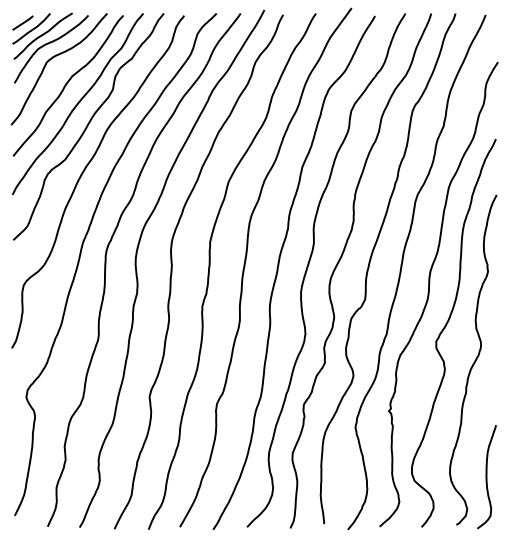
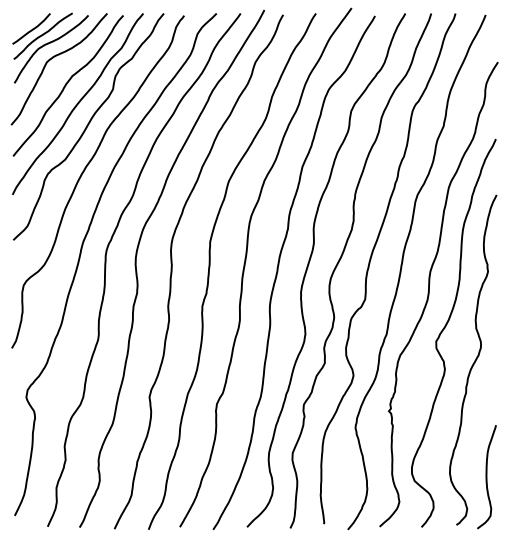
line: present -> none (22, 22)
